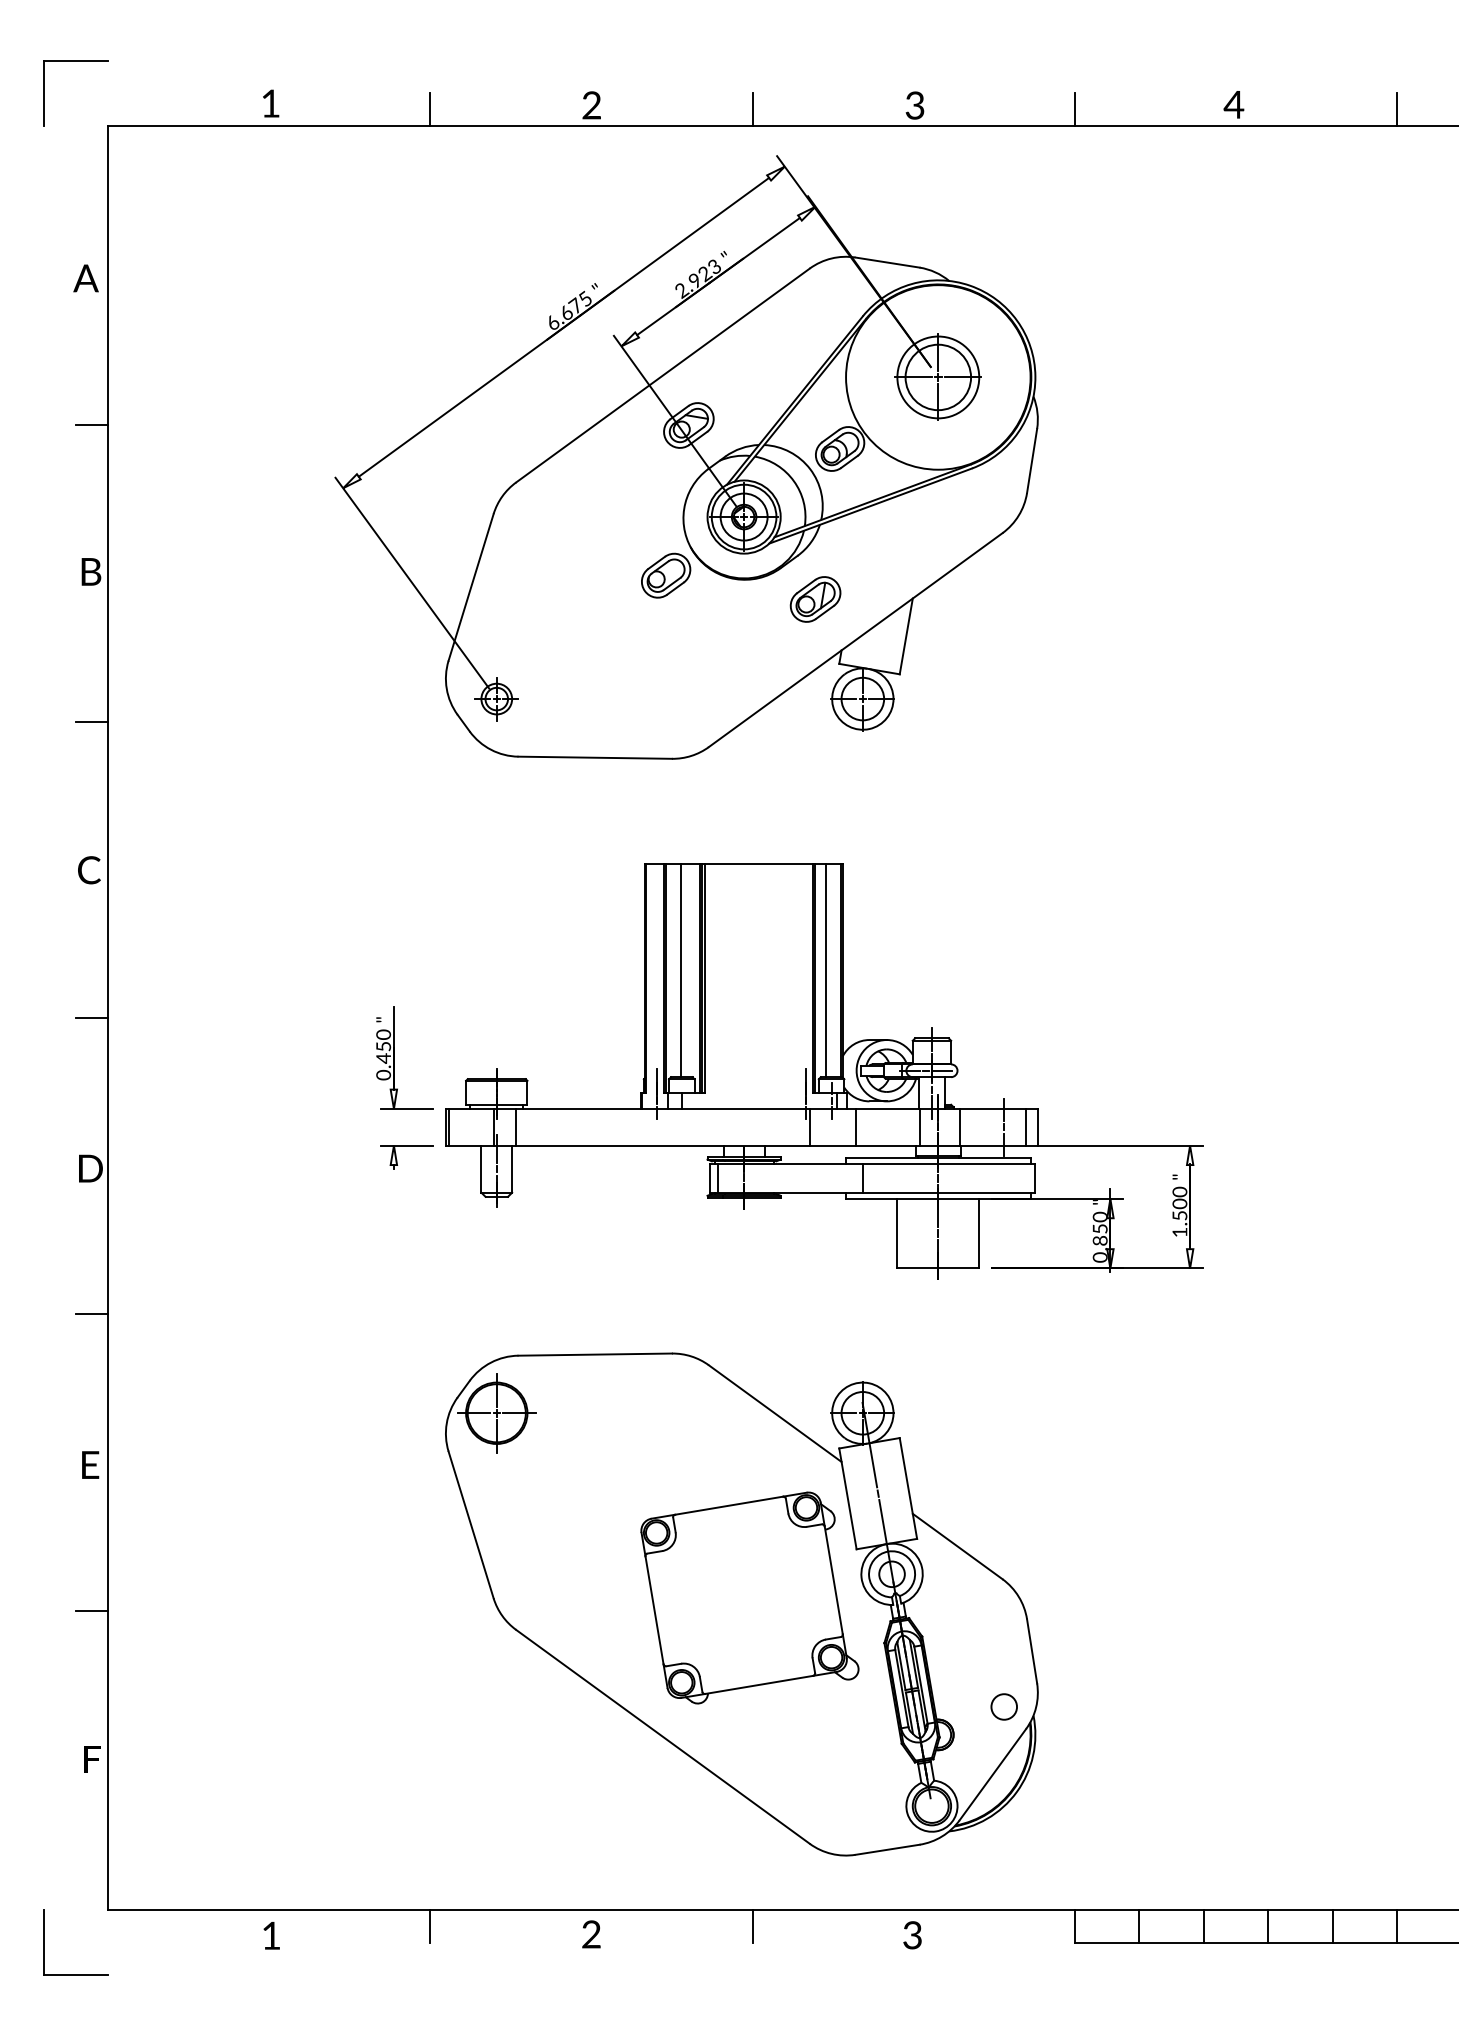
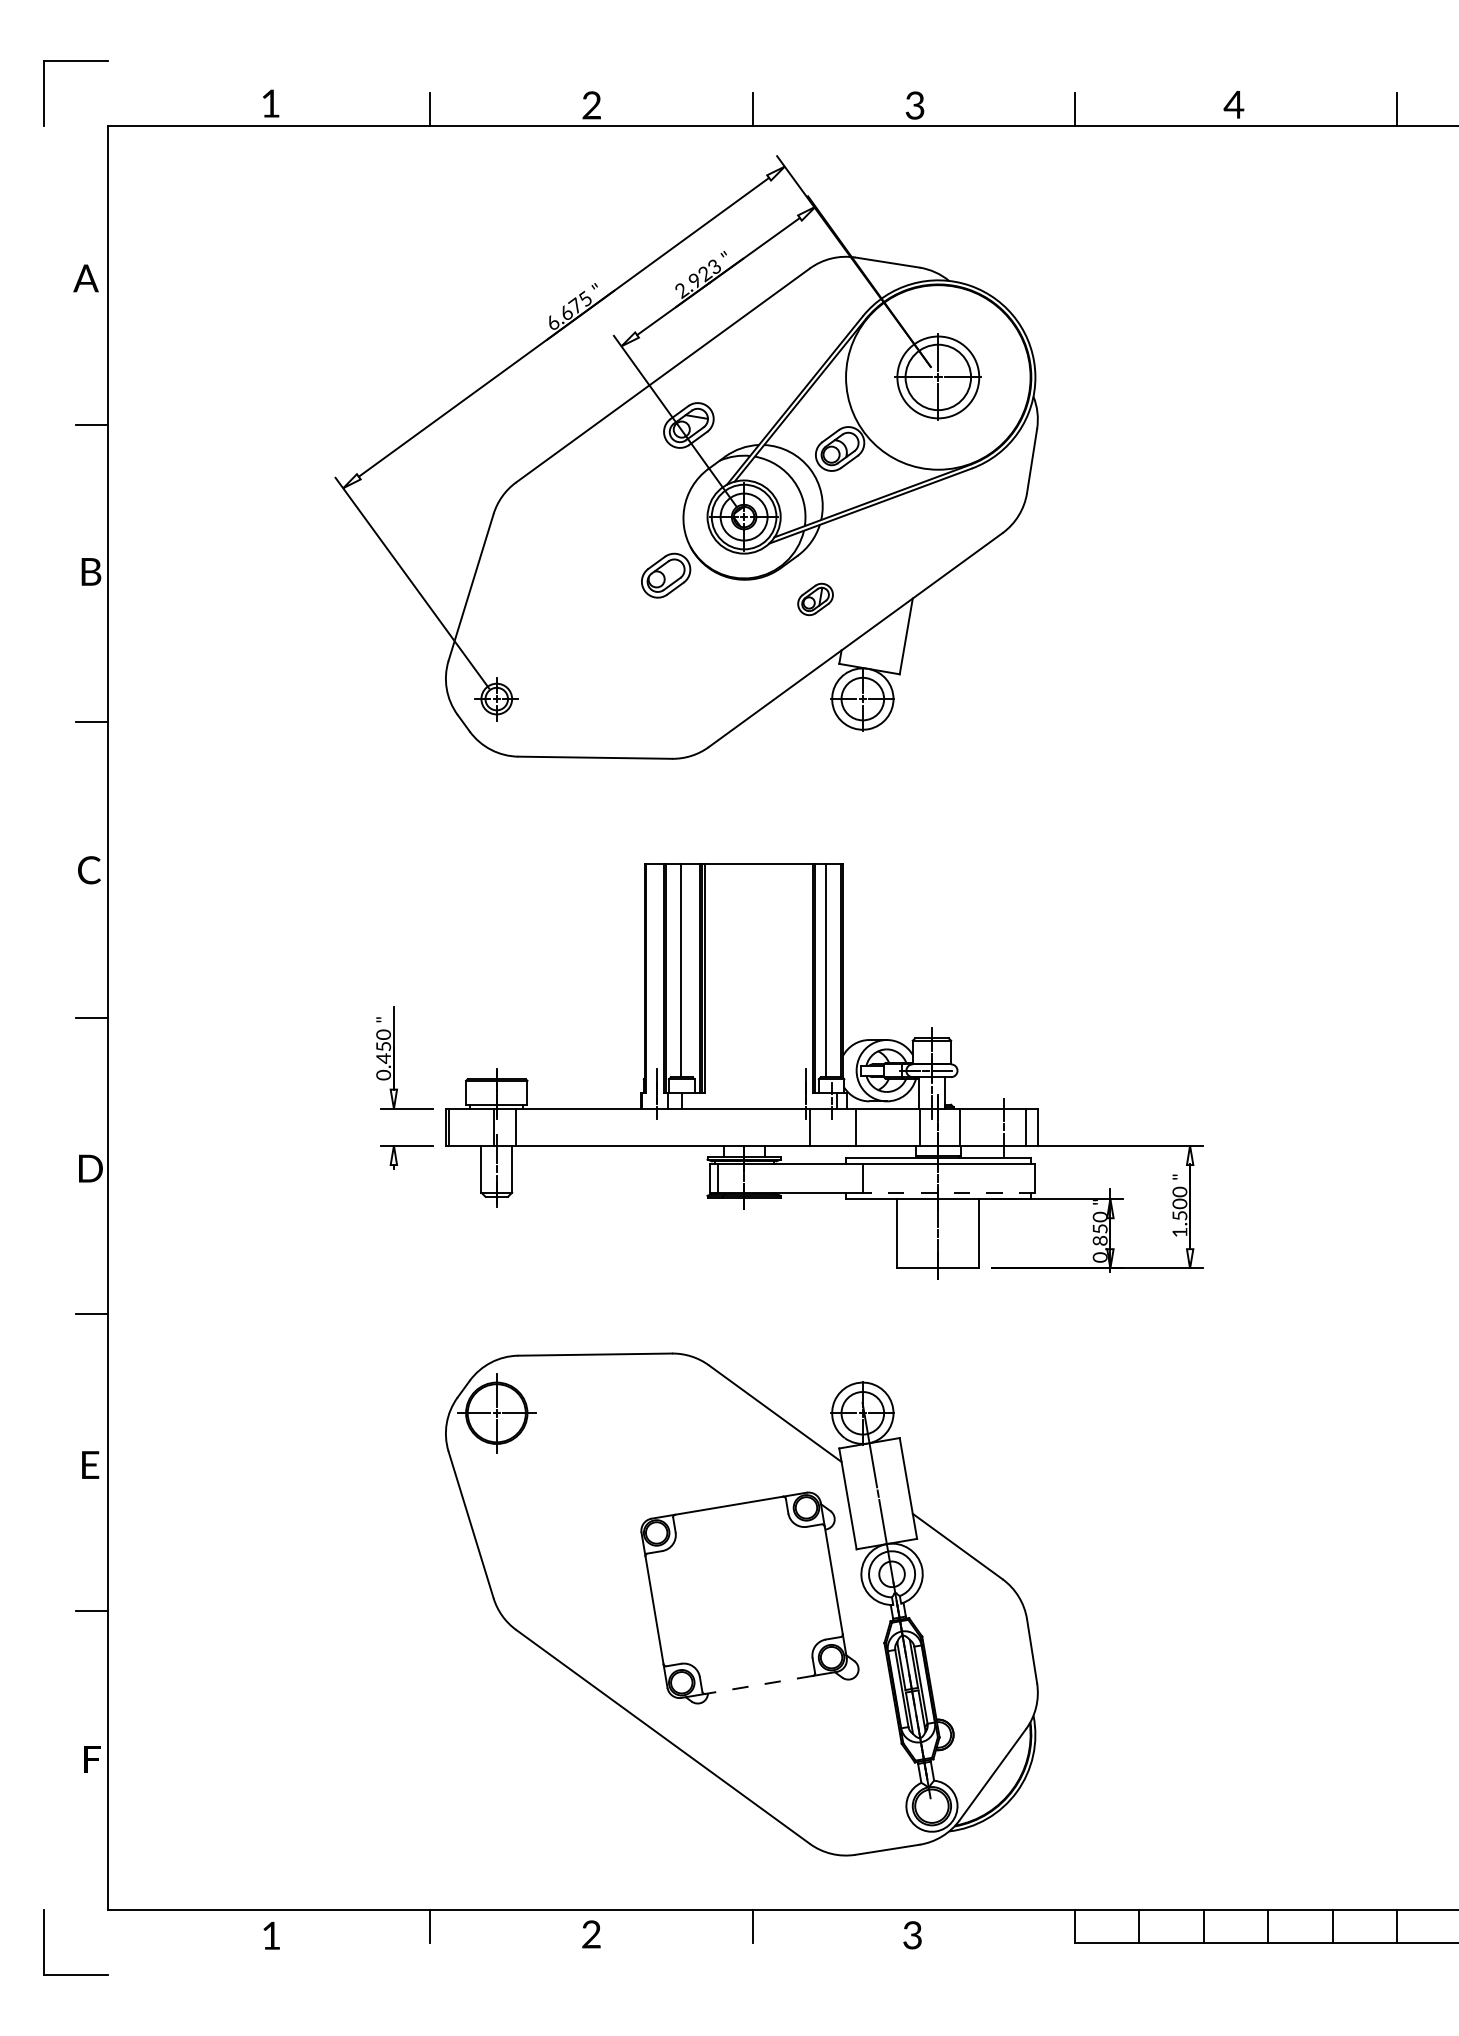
part size: 53x47 px -> 37x34 px (815, 598)
line: solid -> dashed (948, 1192)
line: solid -> dashed (759, 1684)
circle: present -> none (1003, 1706)
